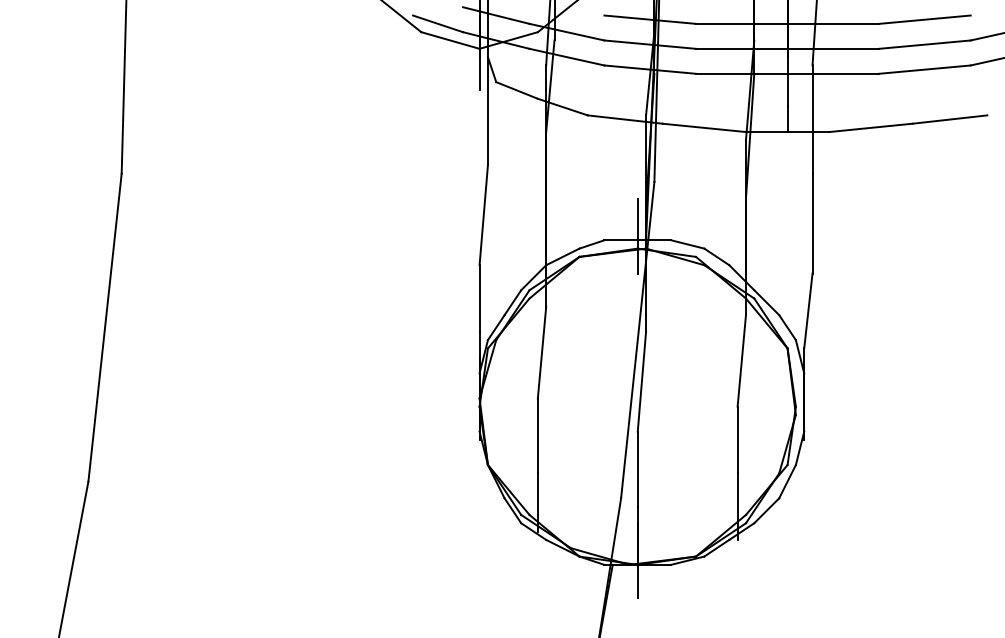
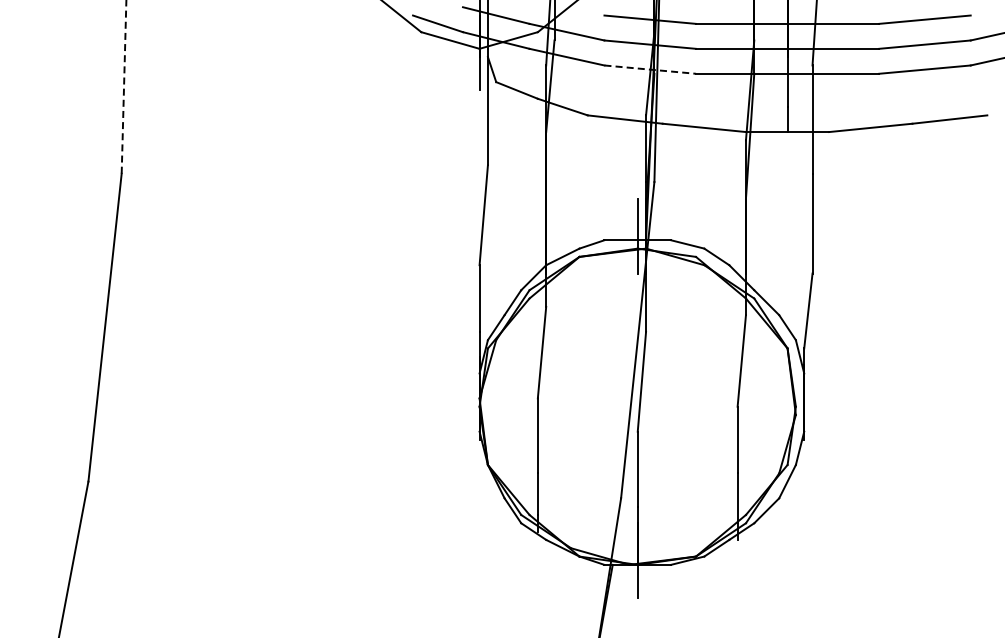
line: solid -> dashed (650, 69)
line: solid -> dashed (124, 86)
